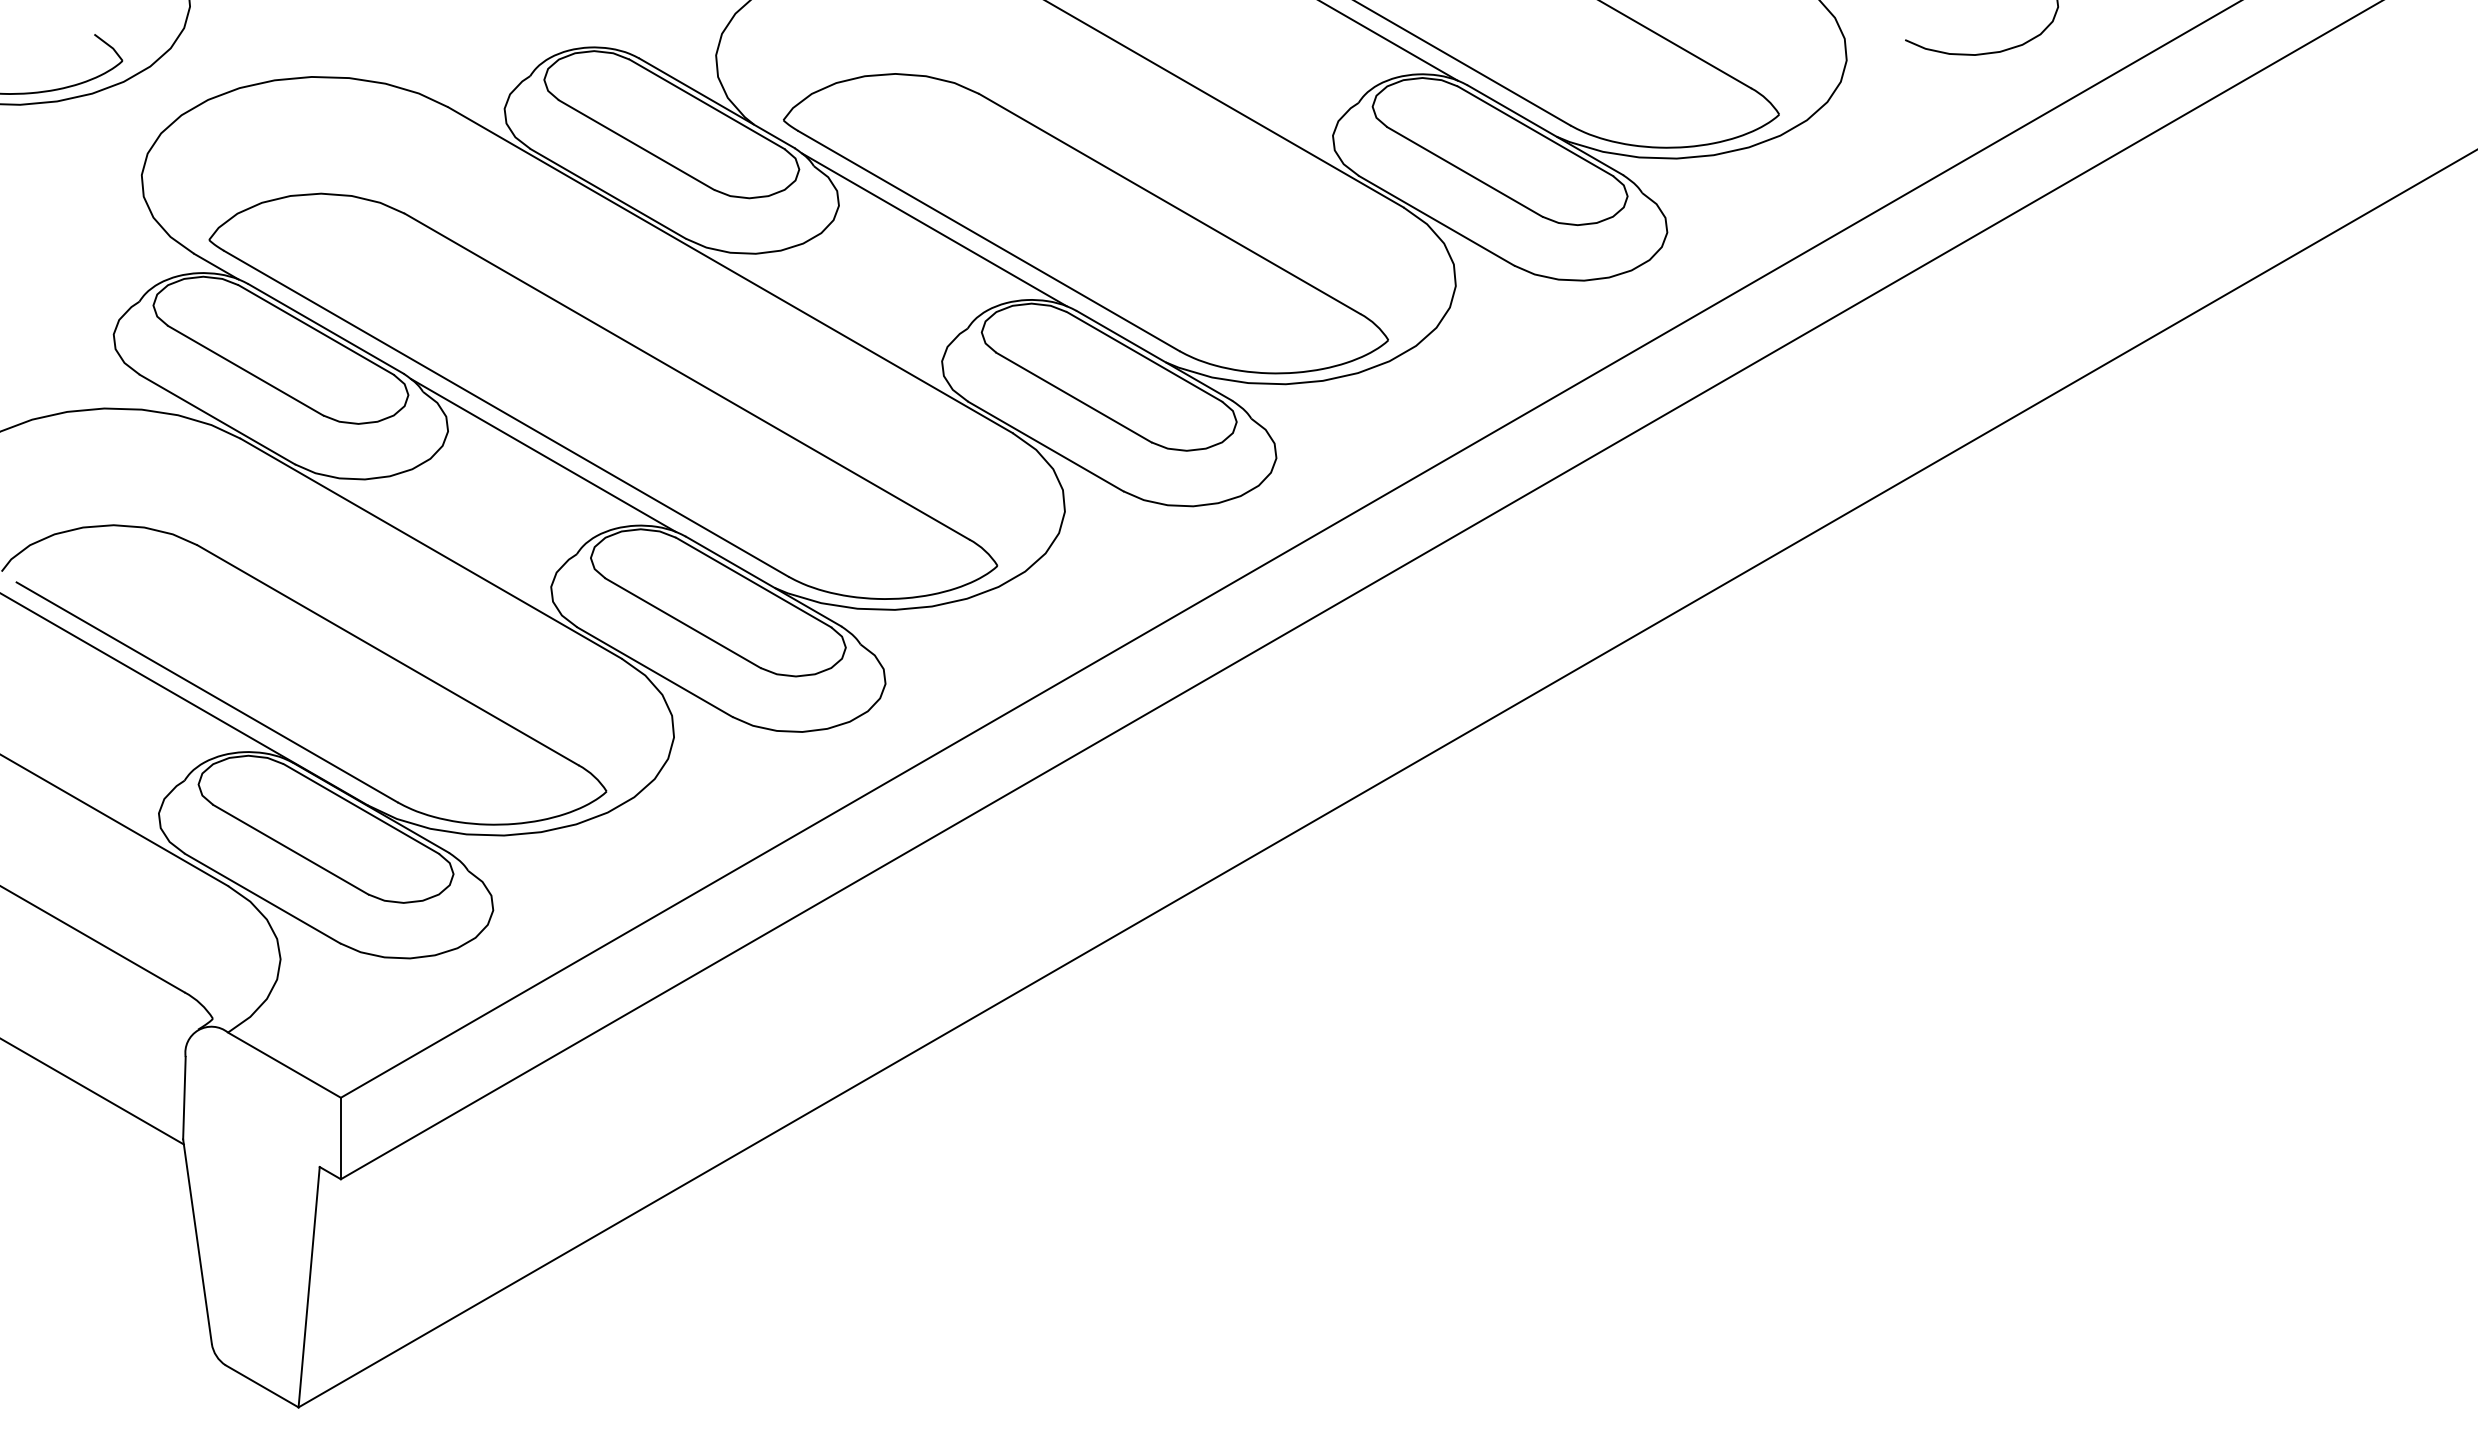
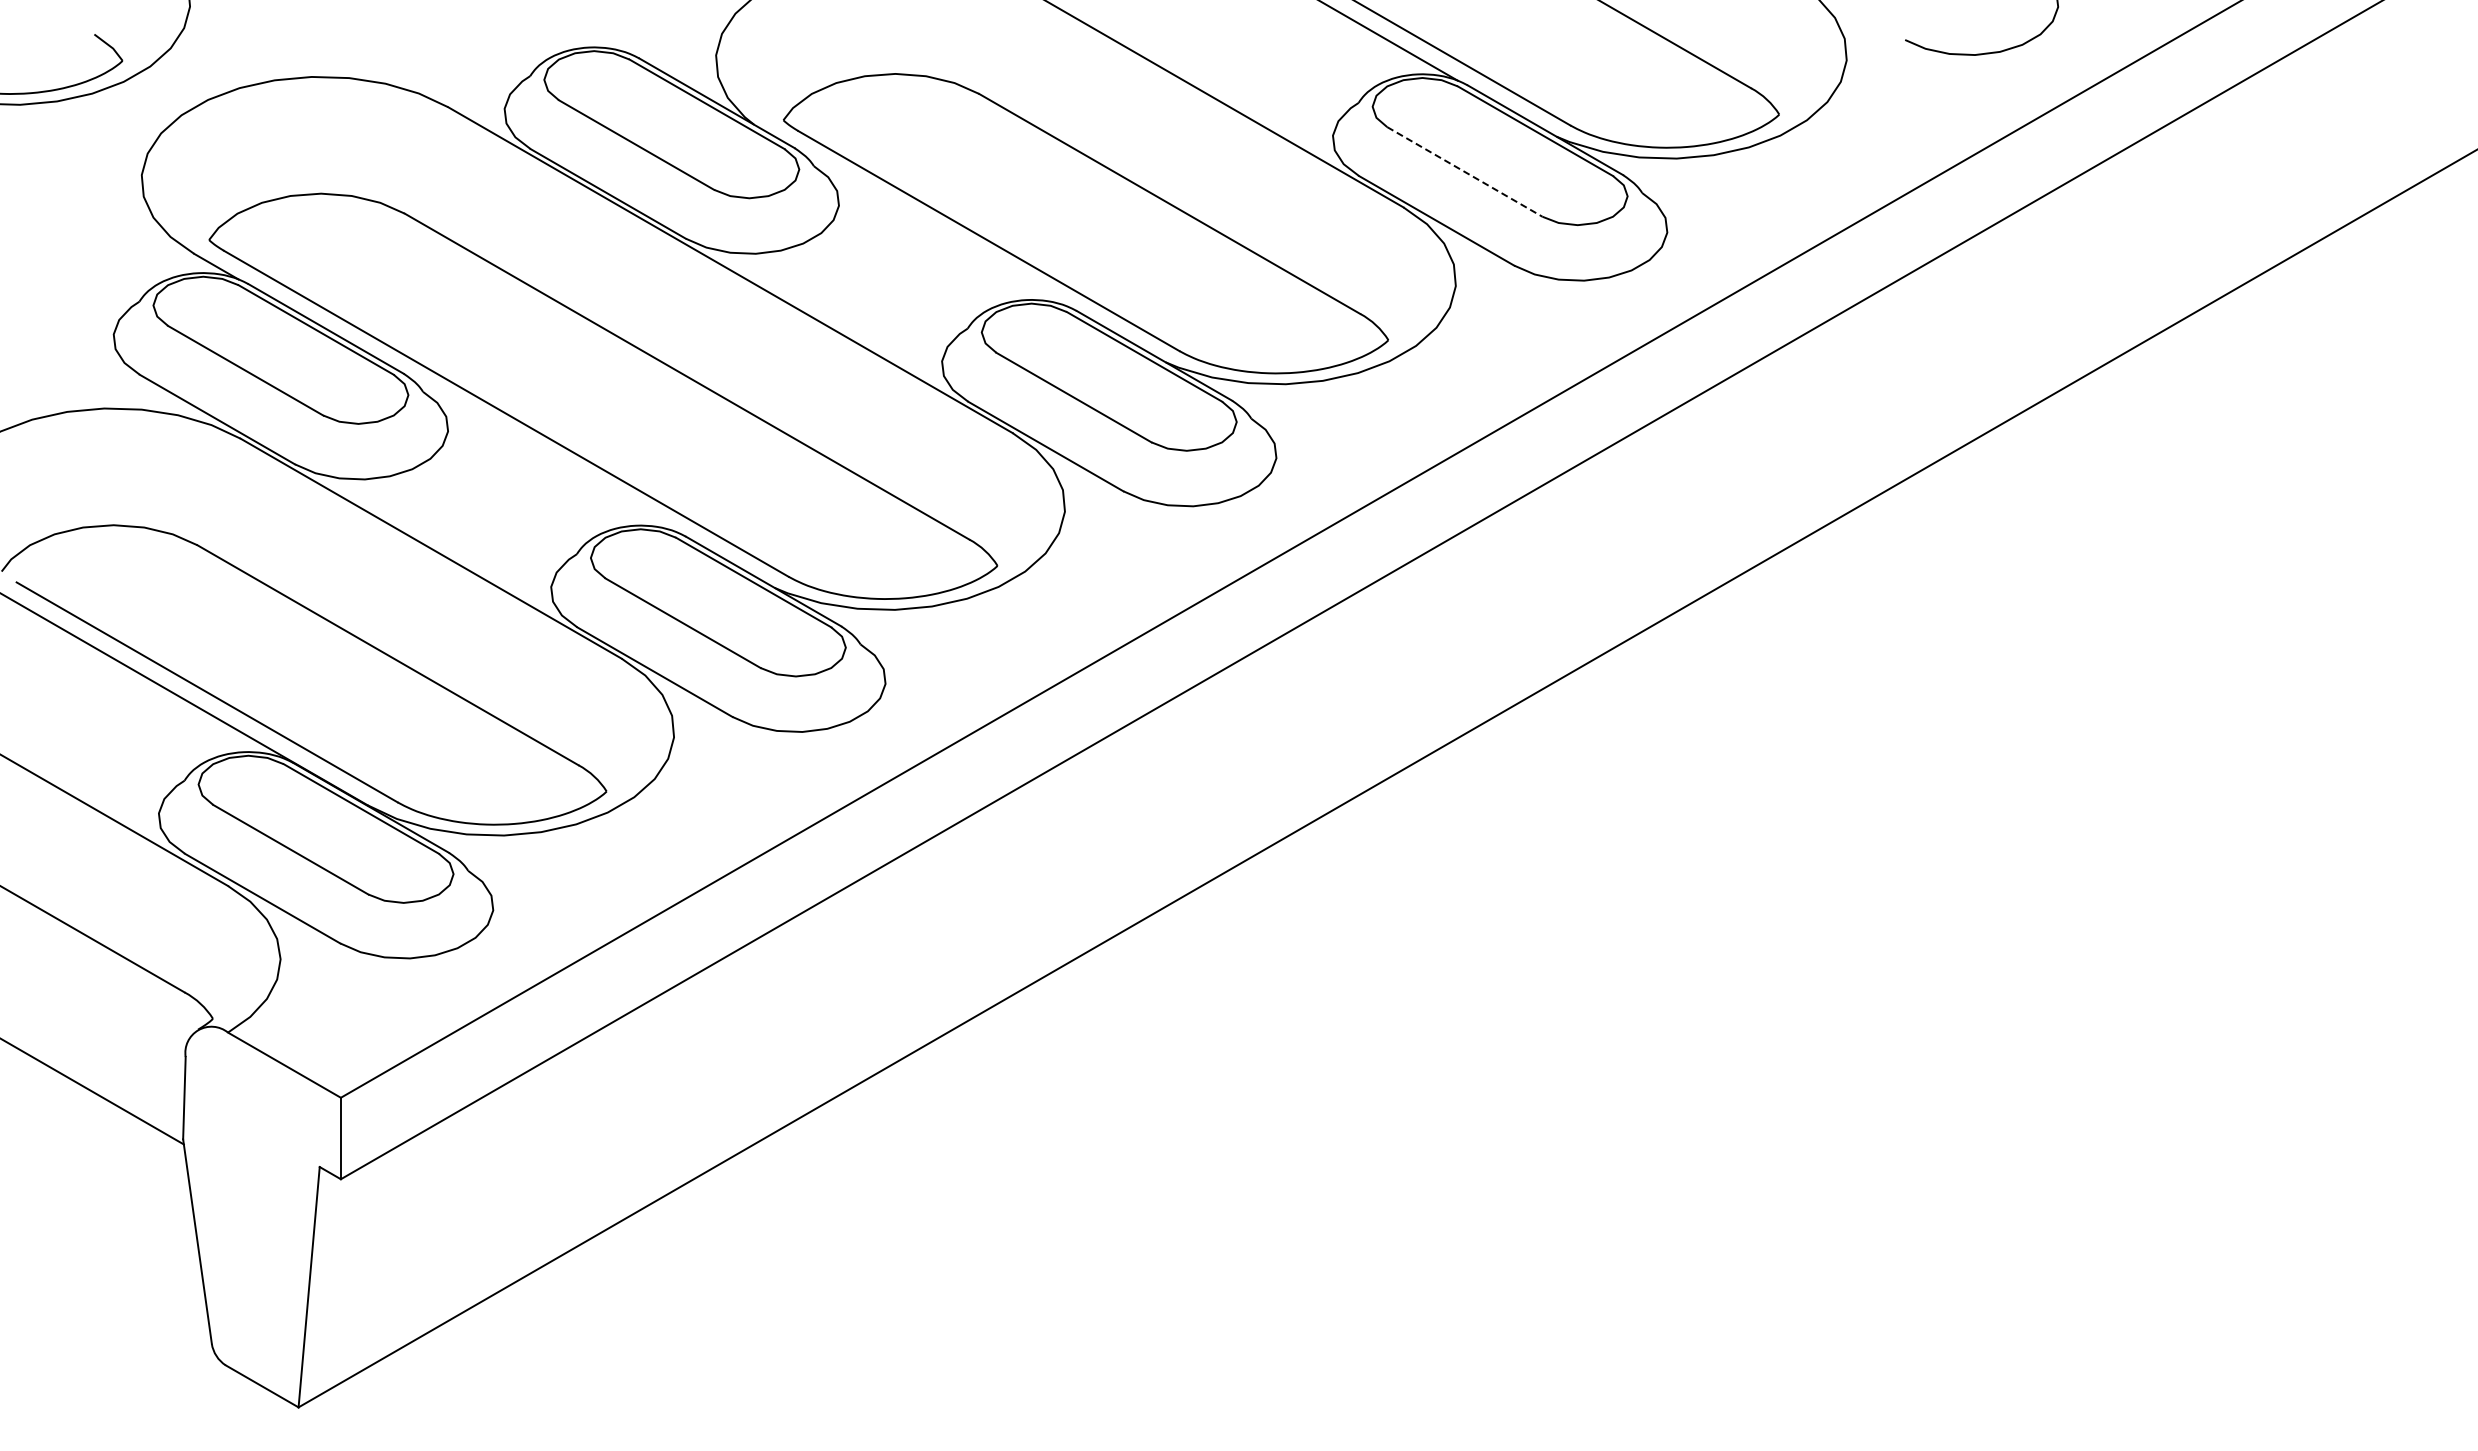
line: solid -> dashed (1464, 171)
line: present -> none (934, 229)
line: present -> none (543, 455)
